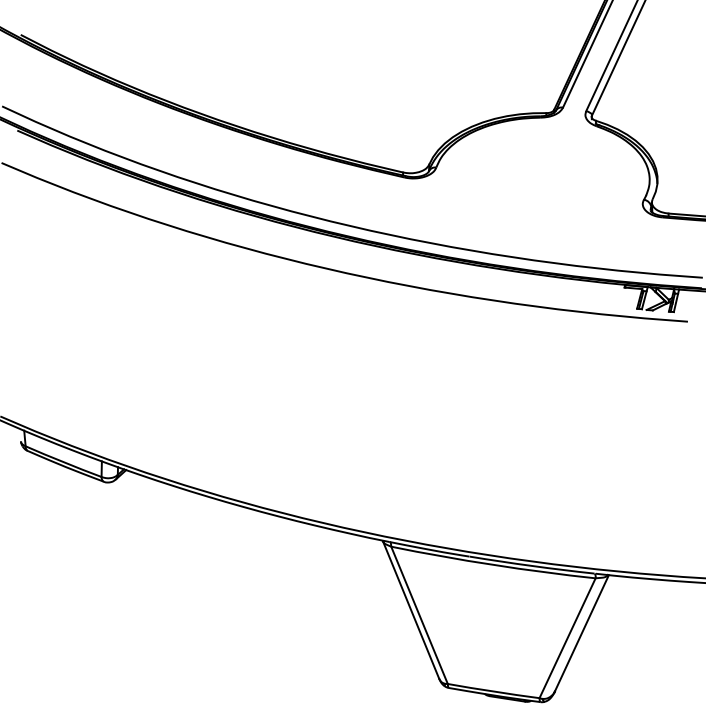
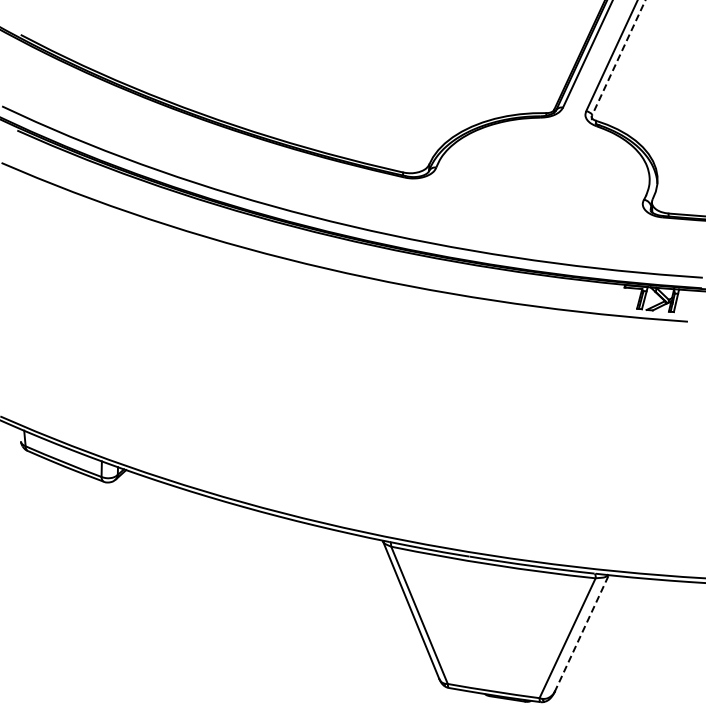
line: solid -> dashed (618, 57)
line: solid -> dashed (581, 633)
